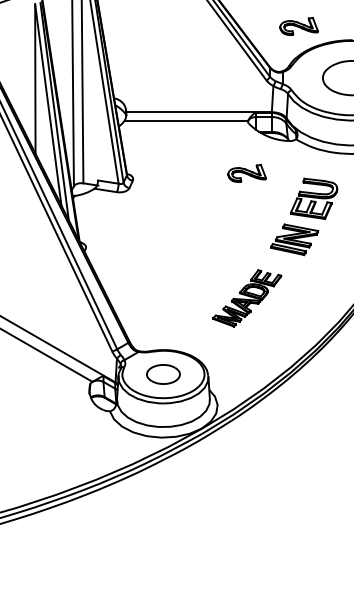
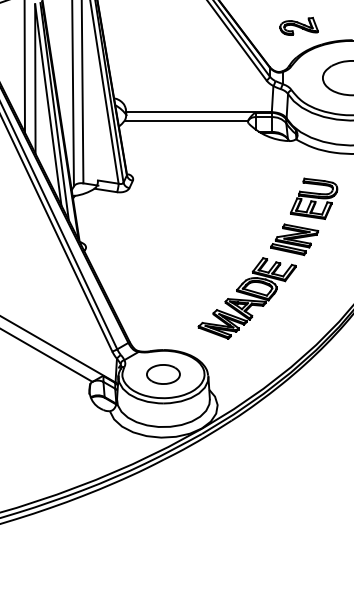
line: none -> present (24, 67)
part: present -> none (246, 172)
part size: 71x59 px -> 100x83 px (246, 298)
